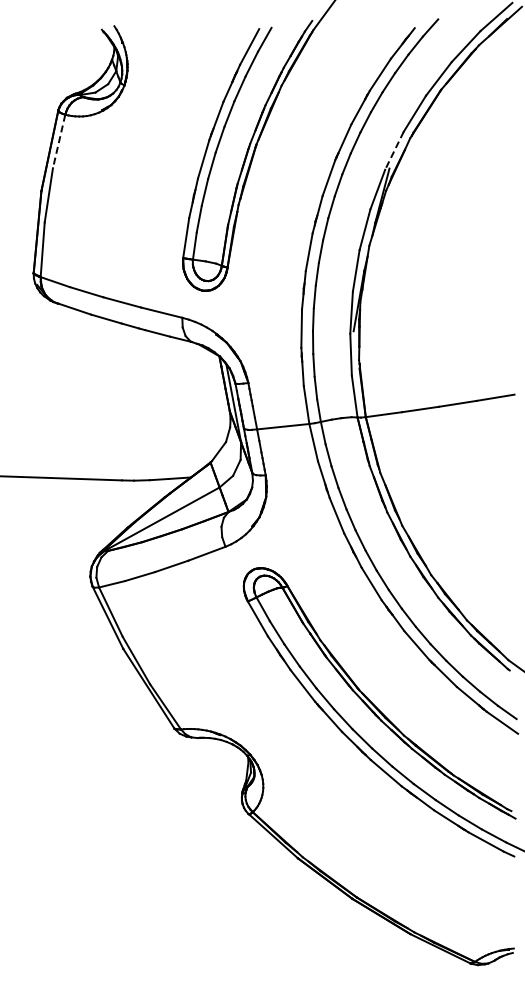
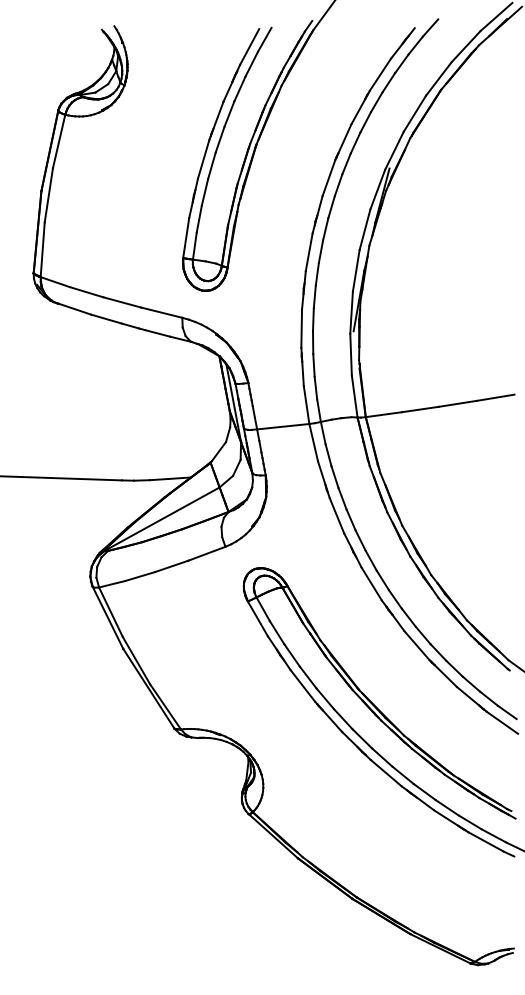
line: dashed -> solid (59, 142)
line: dashed -> solid (394, 151)
